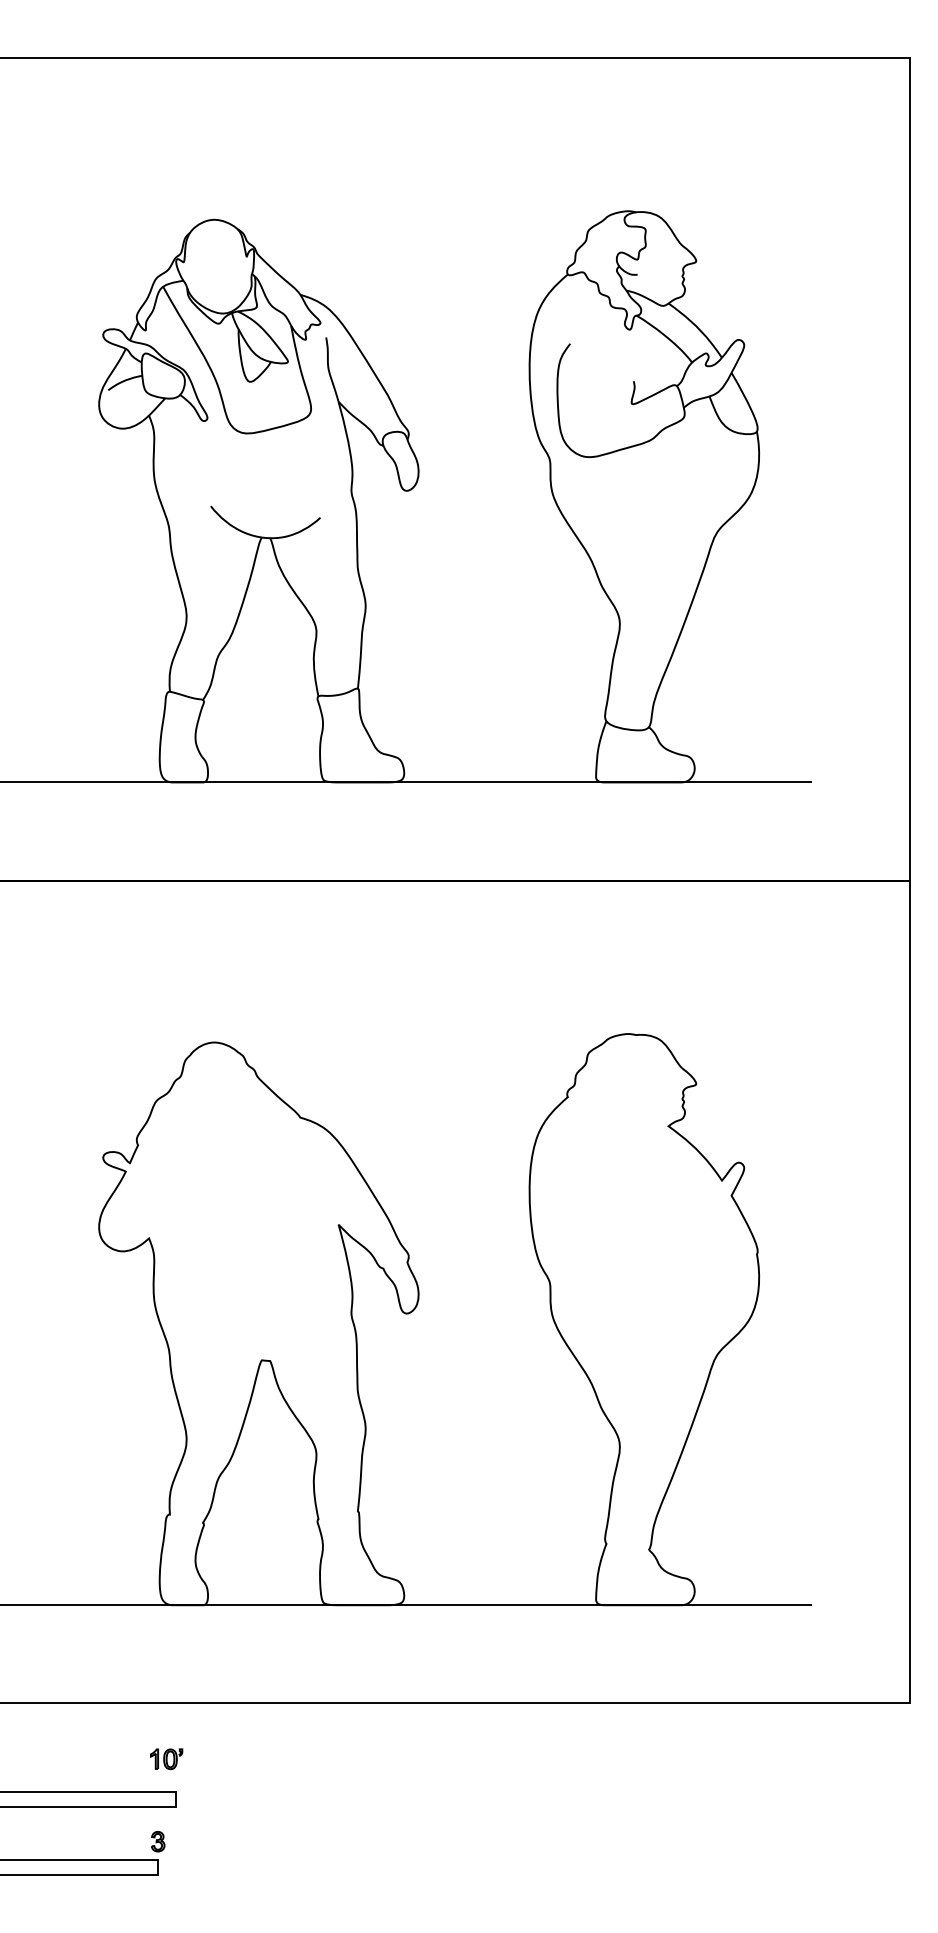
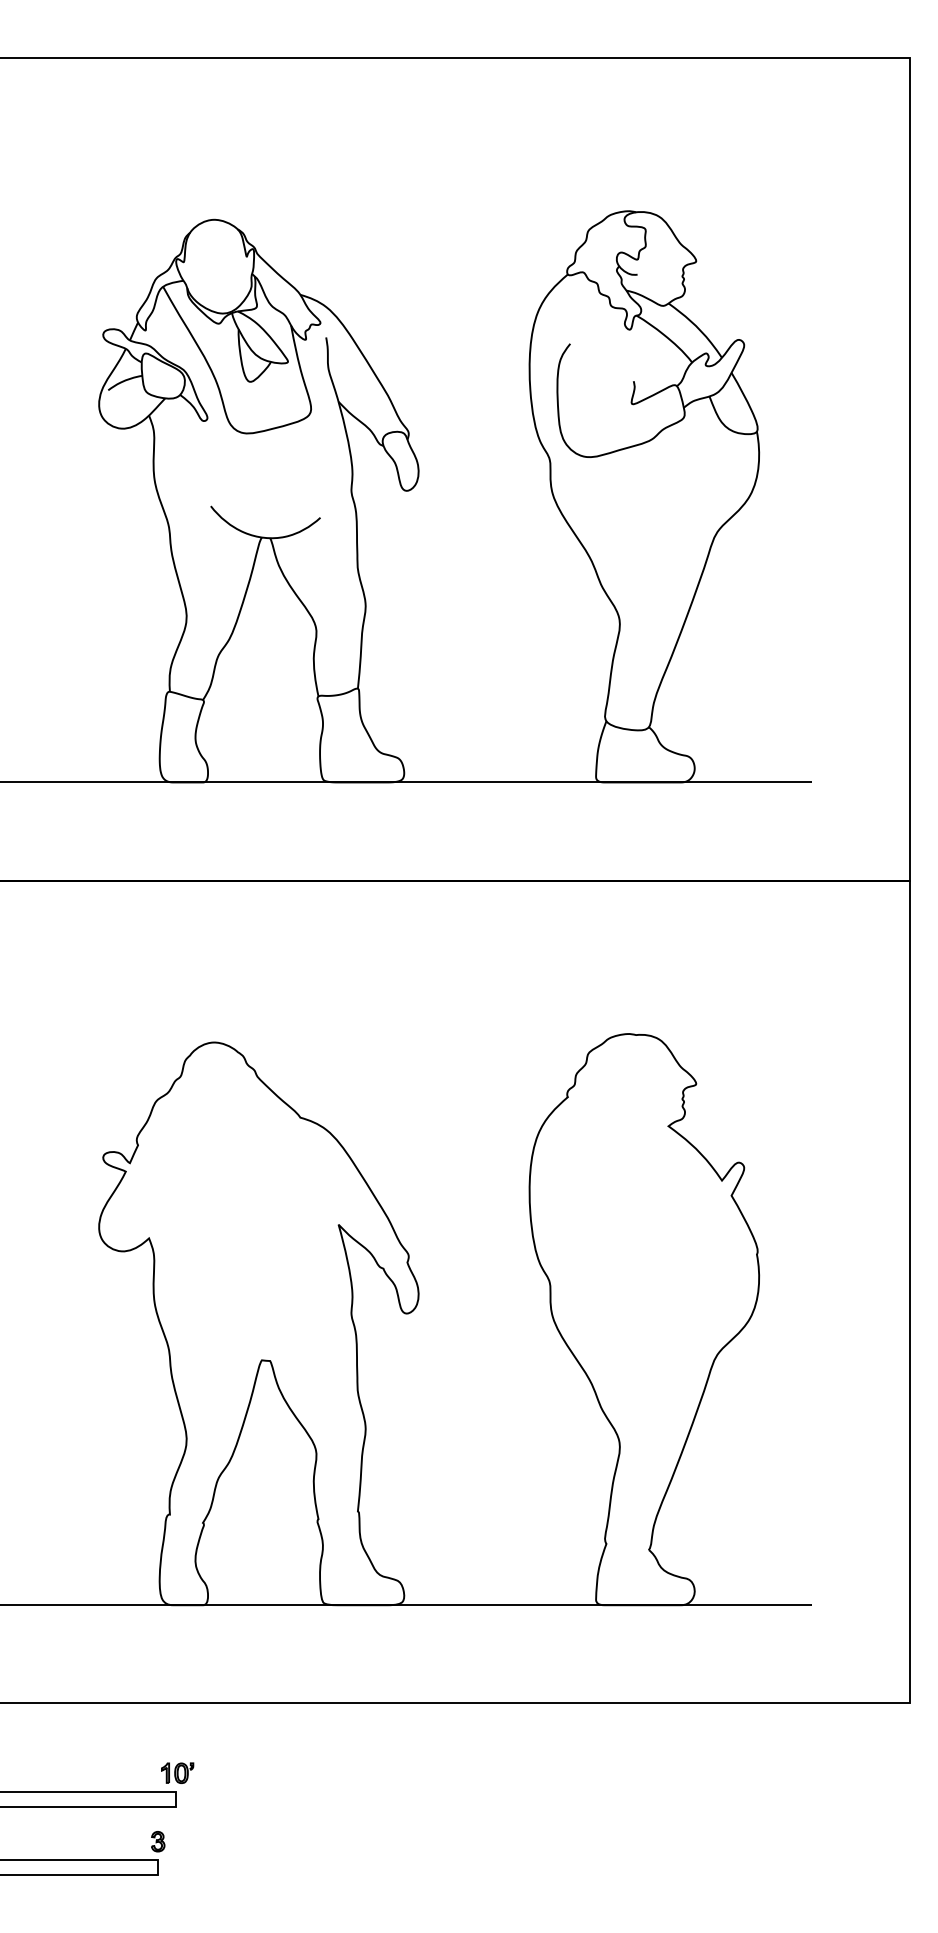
part position: (166, 1758) -> (177, 1772) (177, 1772)
